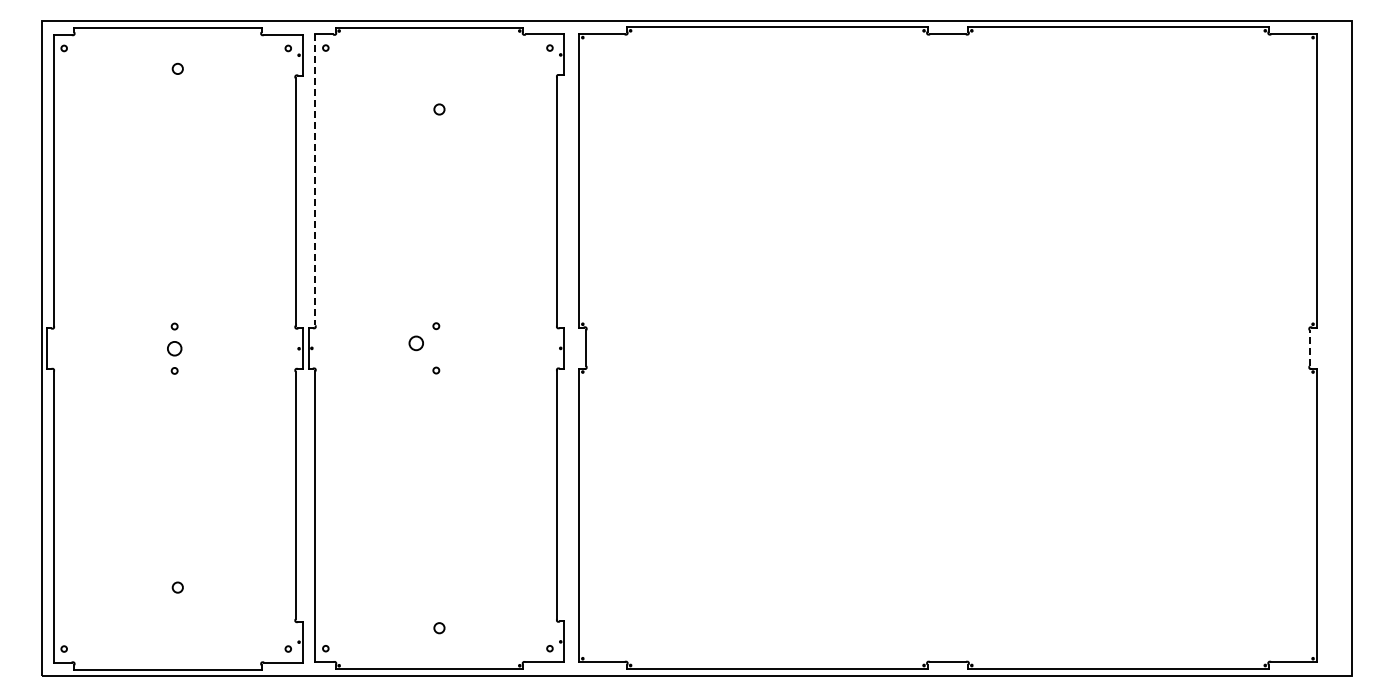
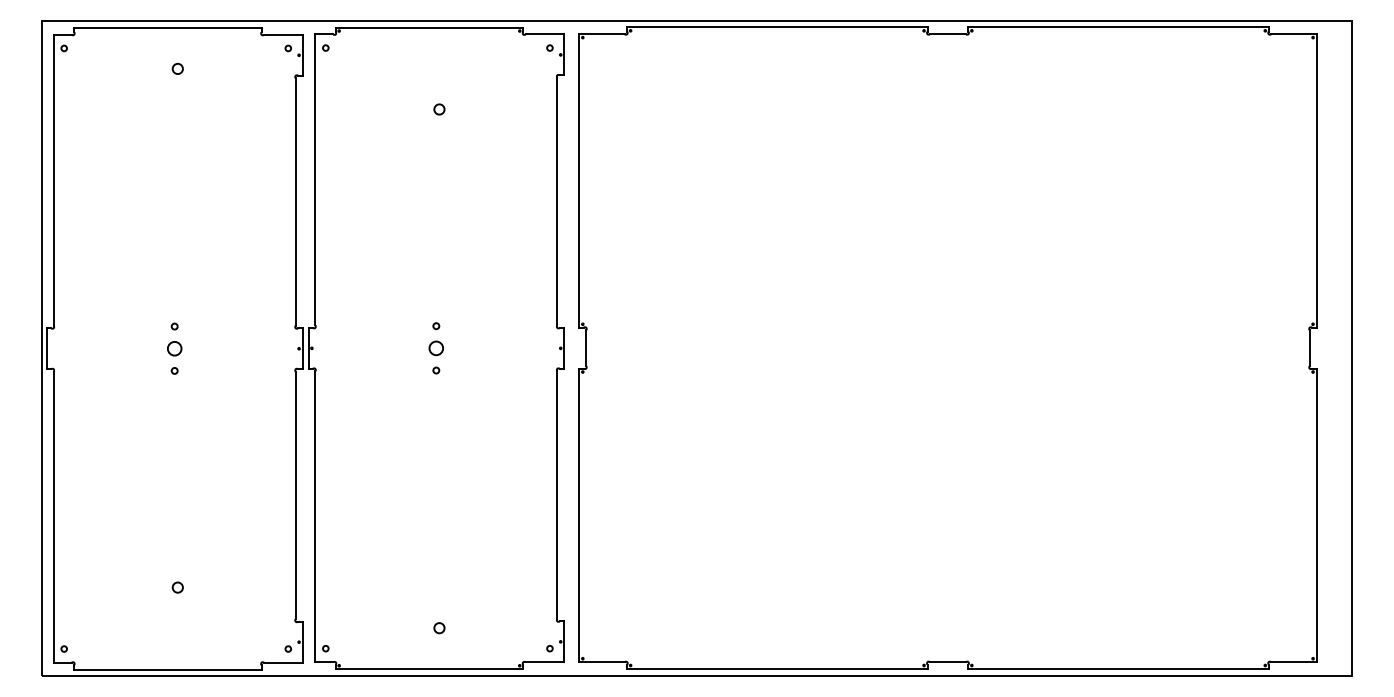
line: dashed -> solid (315, 179)
circle position: (415, 343) -> (435, 348) (435, 348)
line: dashed -> solid (1309, 347)
